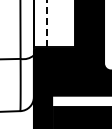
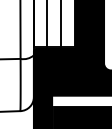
line: dashed -> solid (46, 23)
line: none -> present (60, 24)
